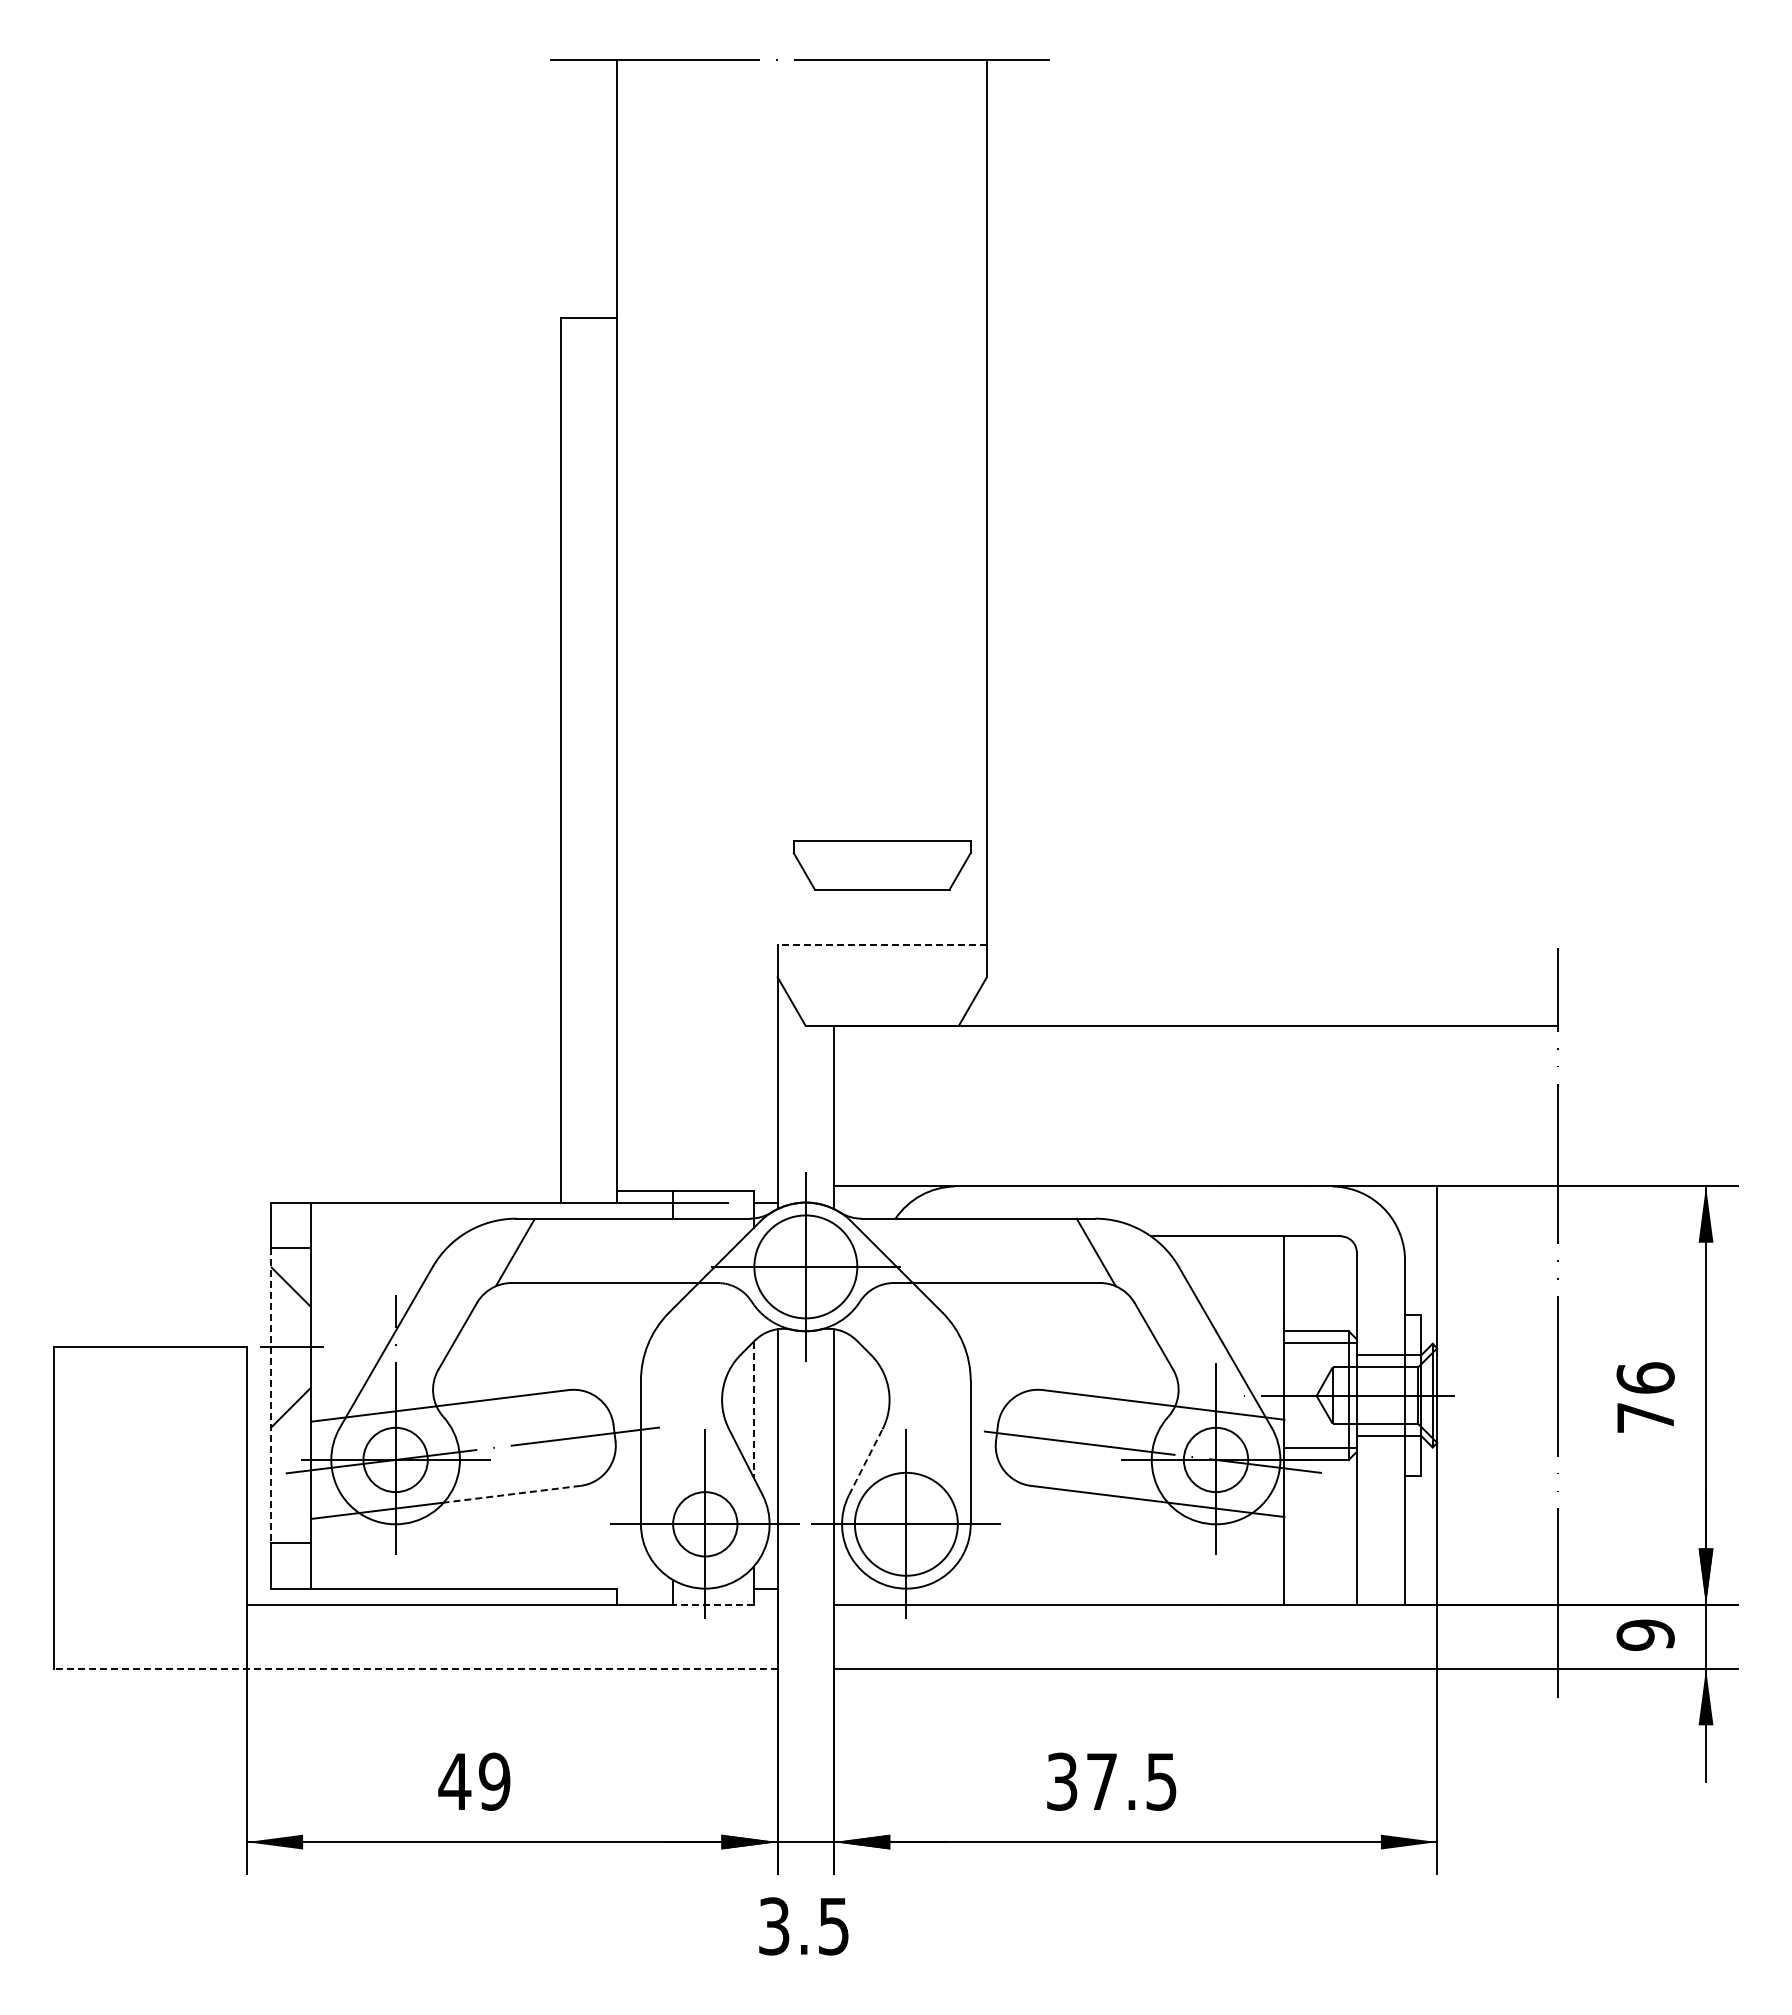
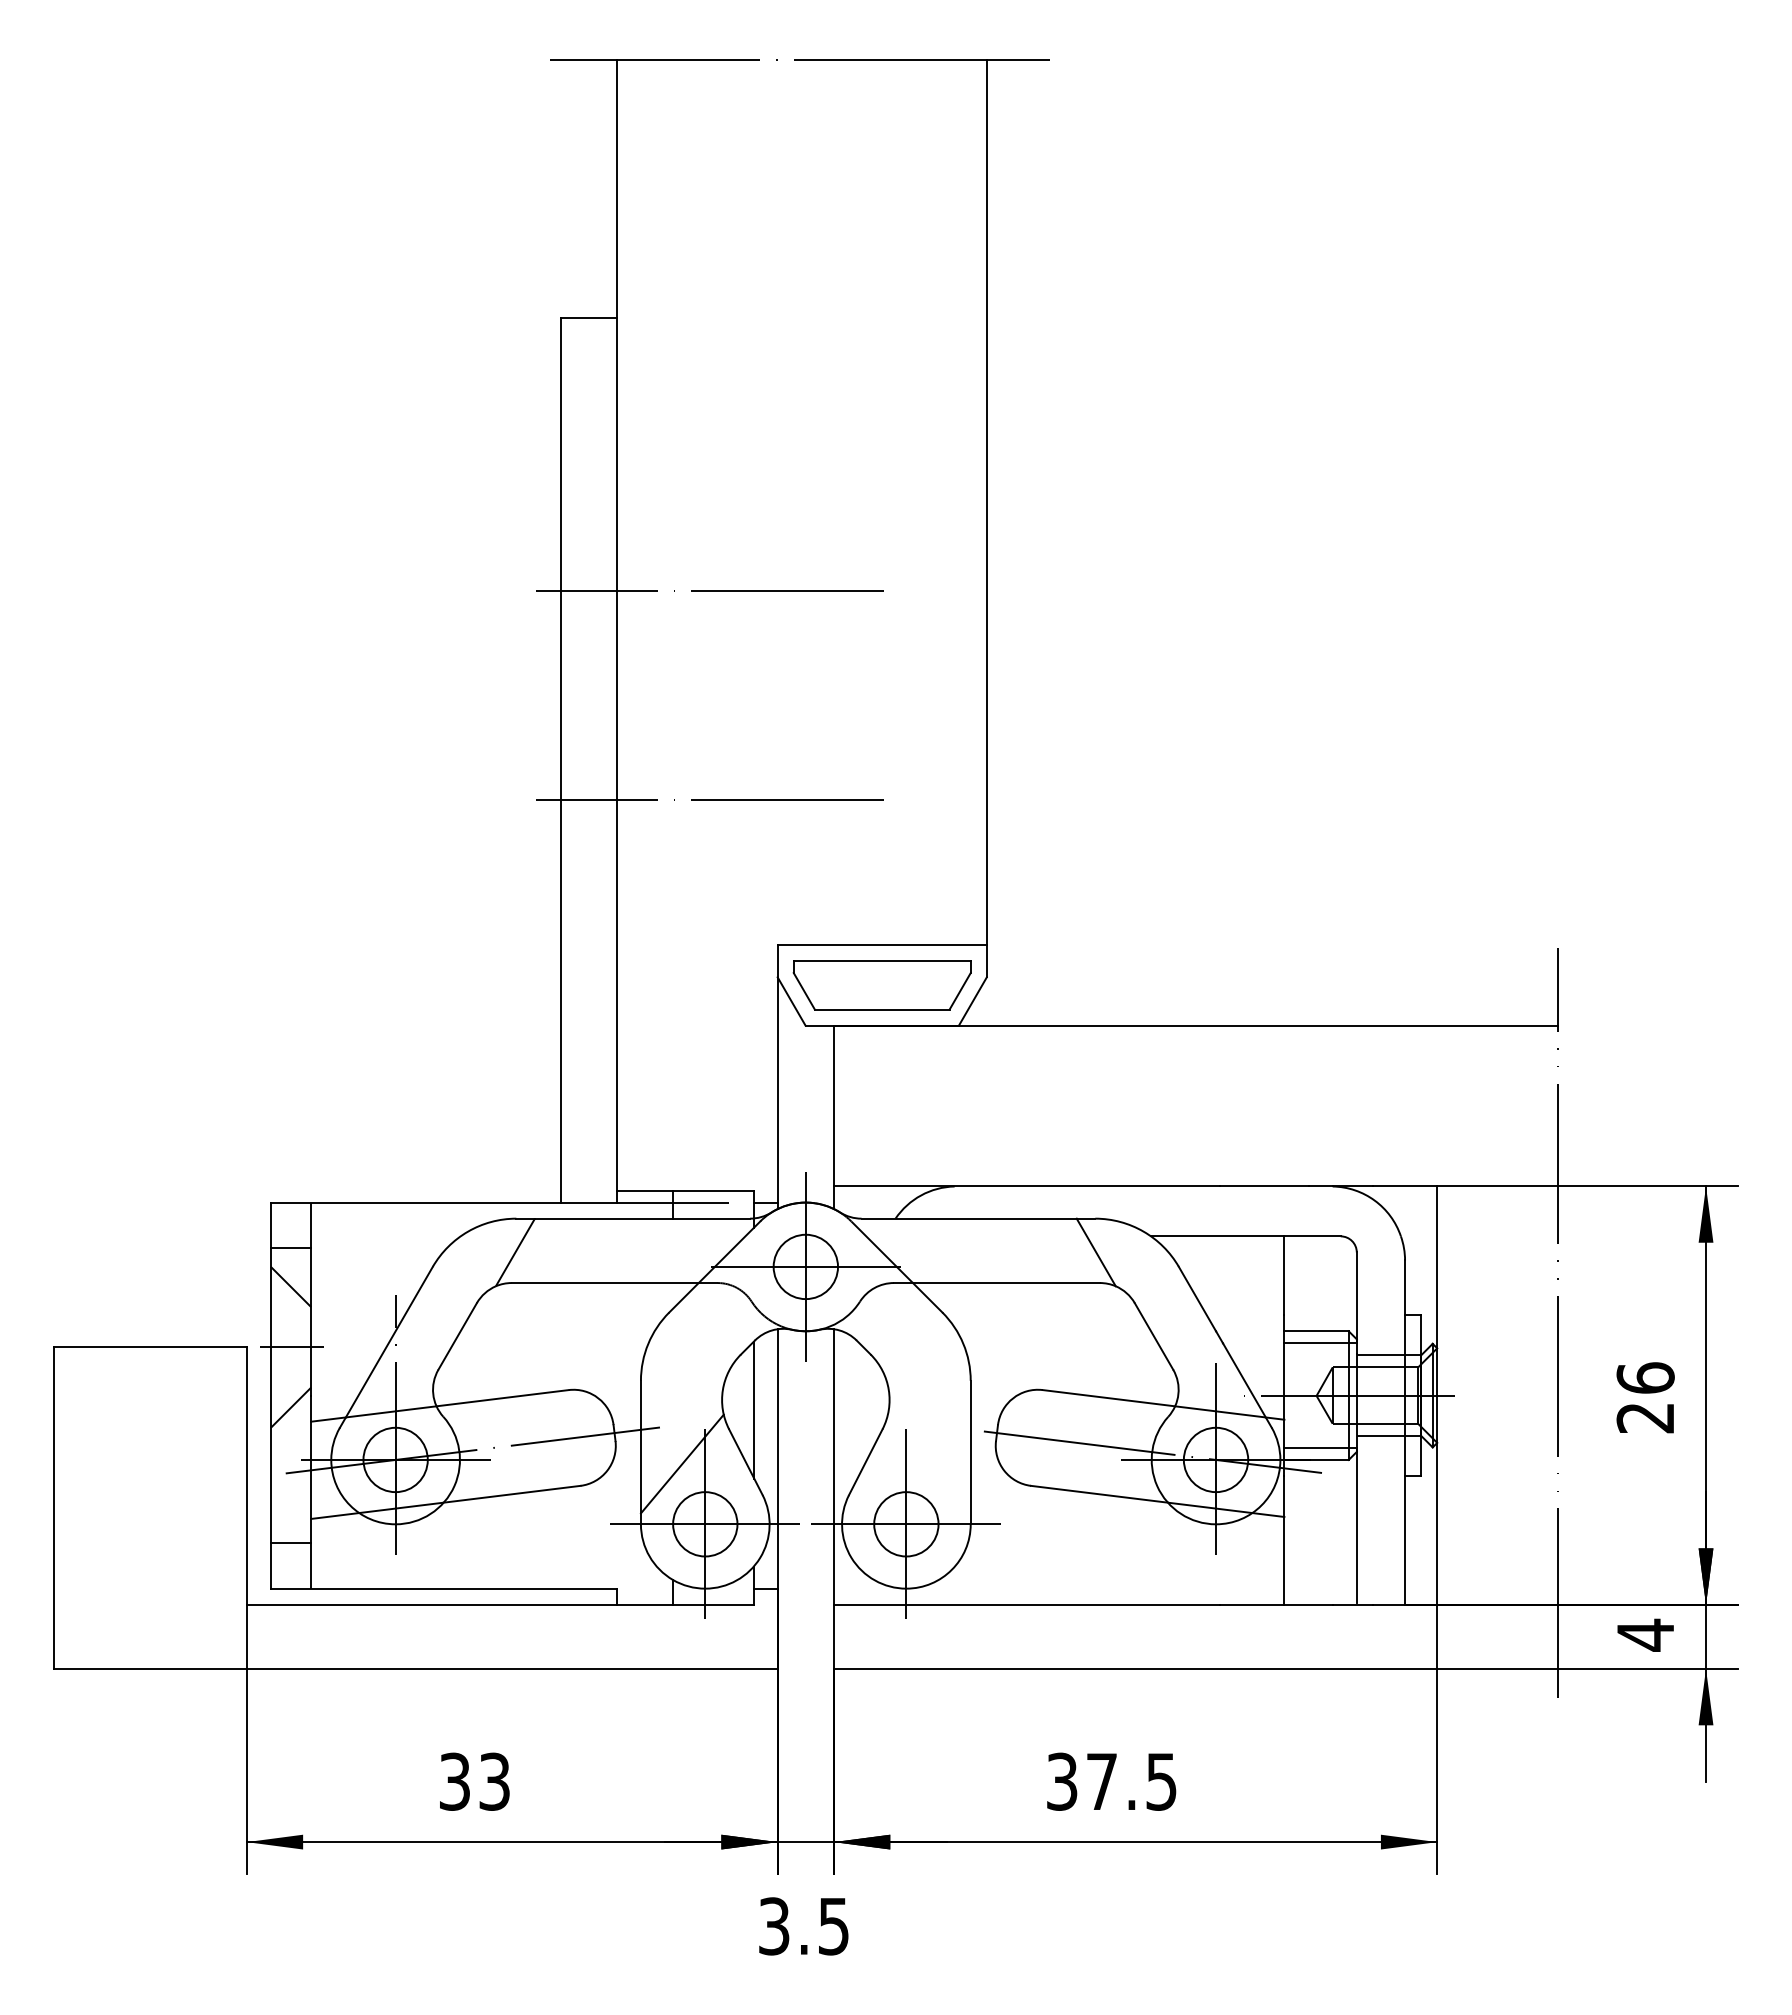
line: none -> present (710, 591)
line: none -> present (710, 800)
part position: (881, 865) -> (881, 985) (881, 985)
line: dashed -> solid (882, 945)
circle diameter: 103 px -> 64 px (805, 1266)
line: dashed -> solid (270, 1396)
line: dashed -> solid (753, 1410)
text: 76 -> 26 (1644, 1418)
line: dashed -> solid (865, 1462)
line: none -> present (681, 1463)
line: dashed -> solid (512, 1494)
circle diameter: 103 px -> 64 px (906, 1524)
line: dashed -> solid (712, 1604)
text: 9 -> 4 (1645, 1634)
line: dashed -> solid (415, 1669)
text: 49 -> 33 (474, 1781)
